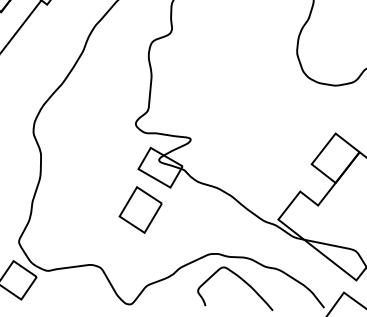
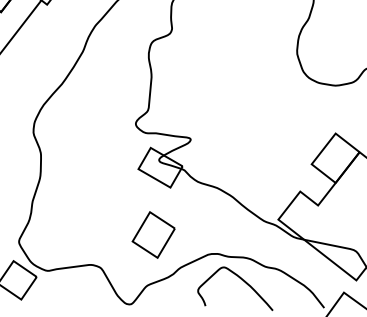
part position: (140, 209) -> (153, 234) (153, 234)
